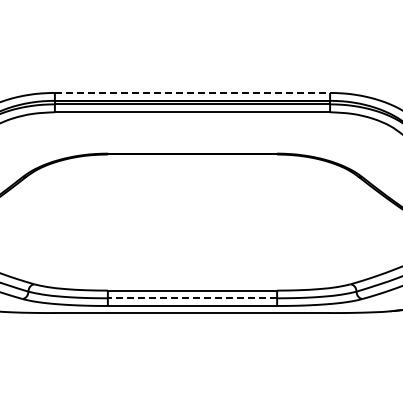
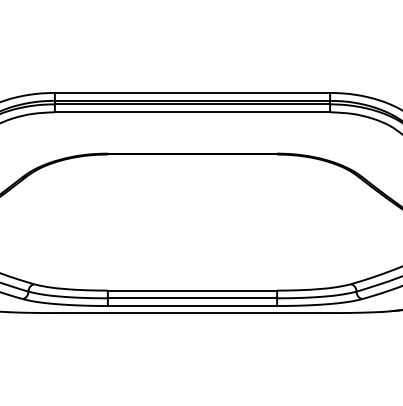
line: dashed -> solid (192, 92)
line: dashed -> solid (192, 298)
